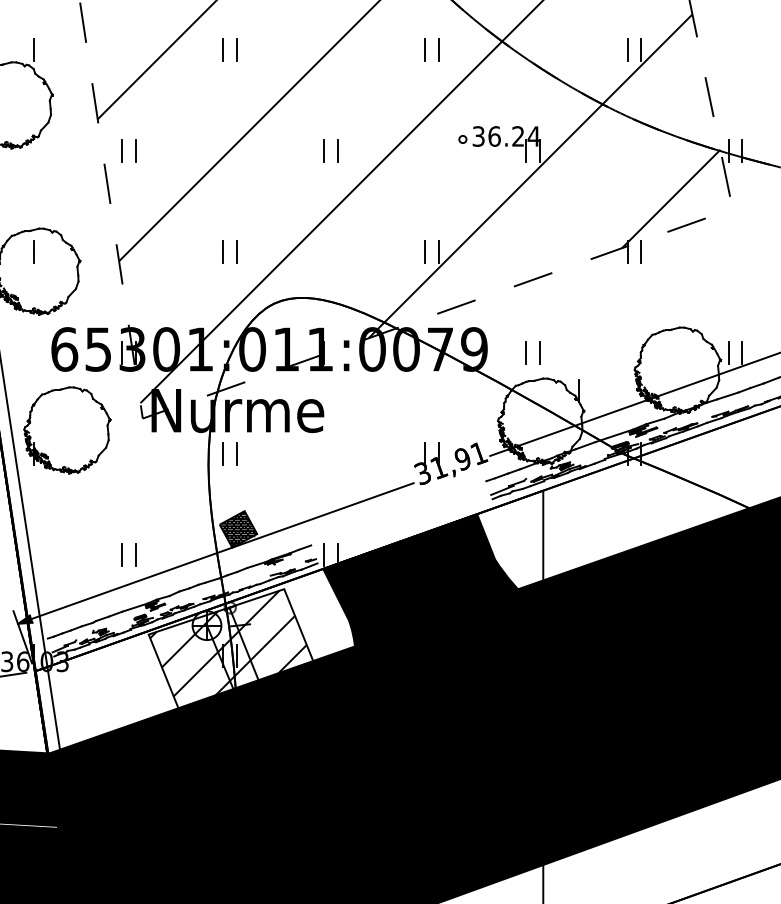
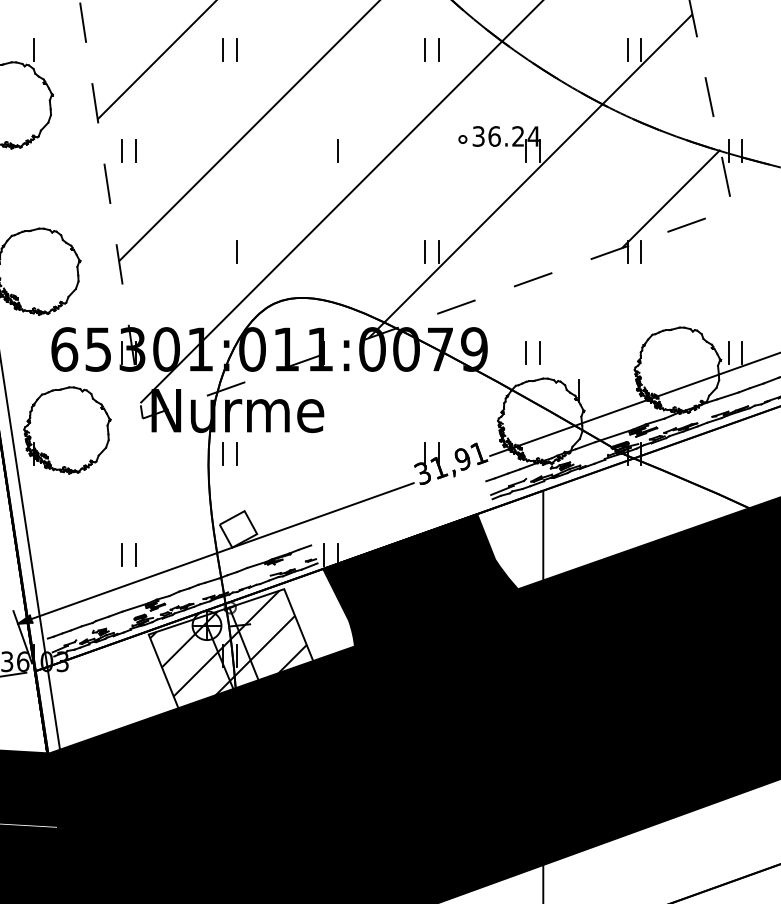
line: present -> none (323, 150)
line: present -> none (33, 251)
line: present -> none (222, 251)
hatch: present -> none (238, 529)
